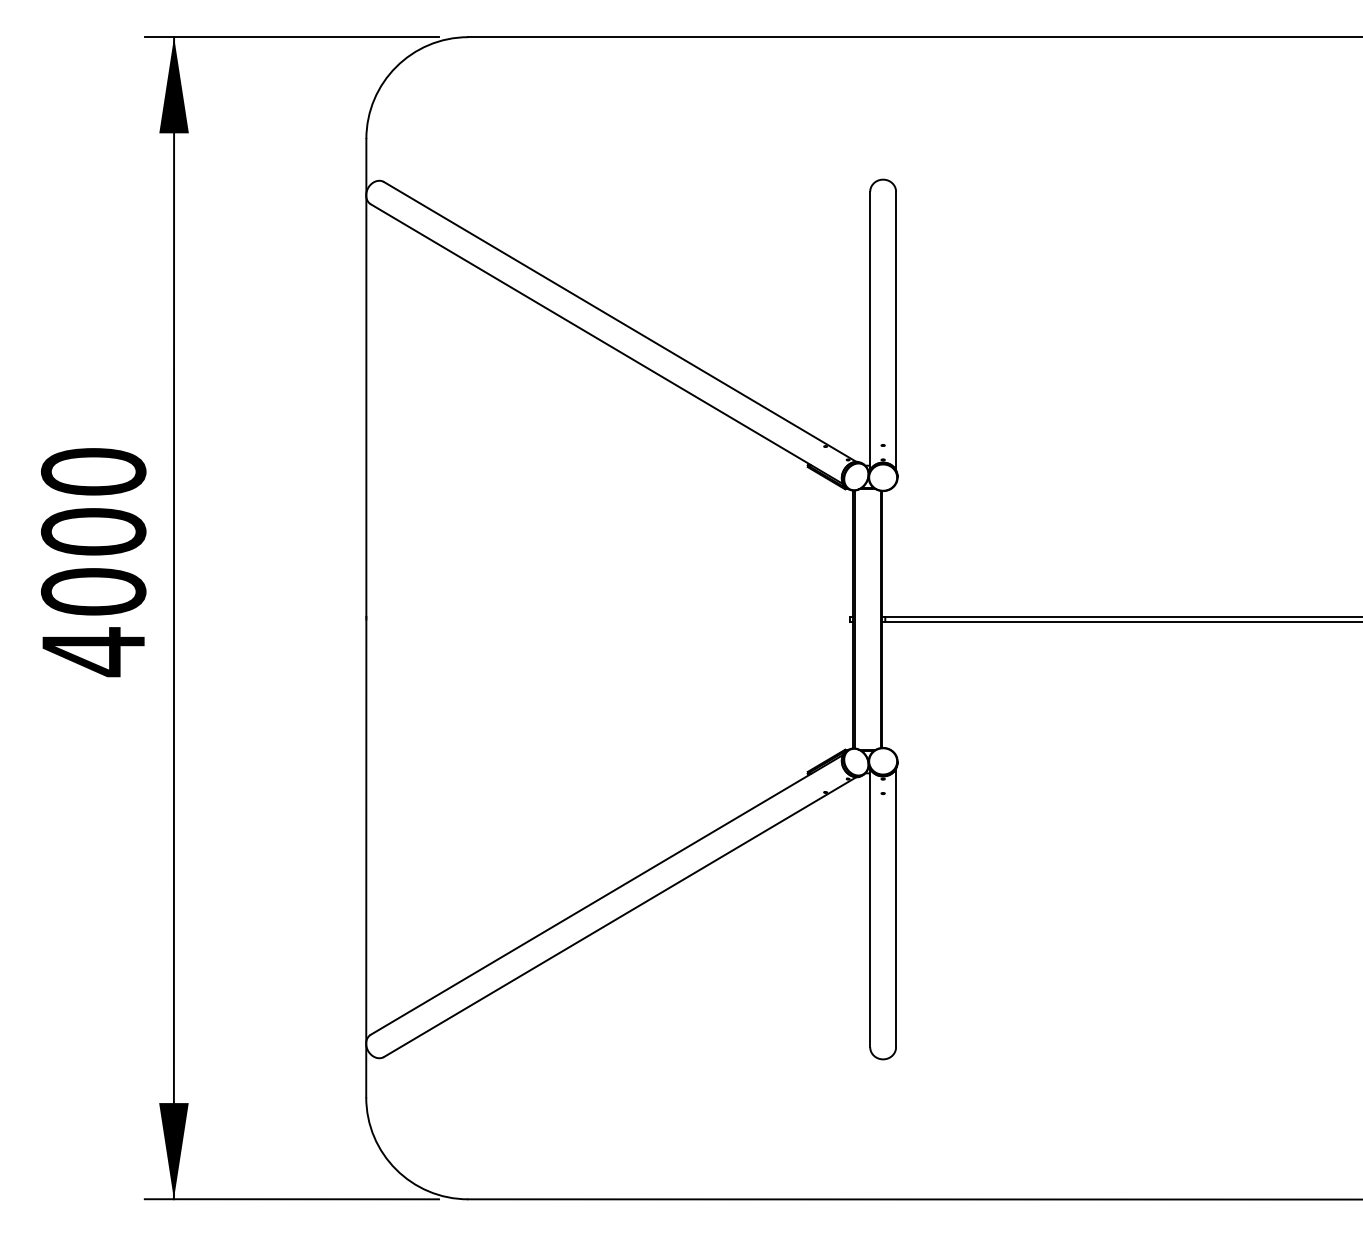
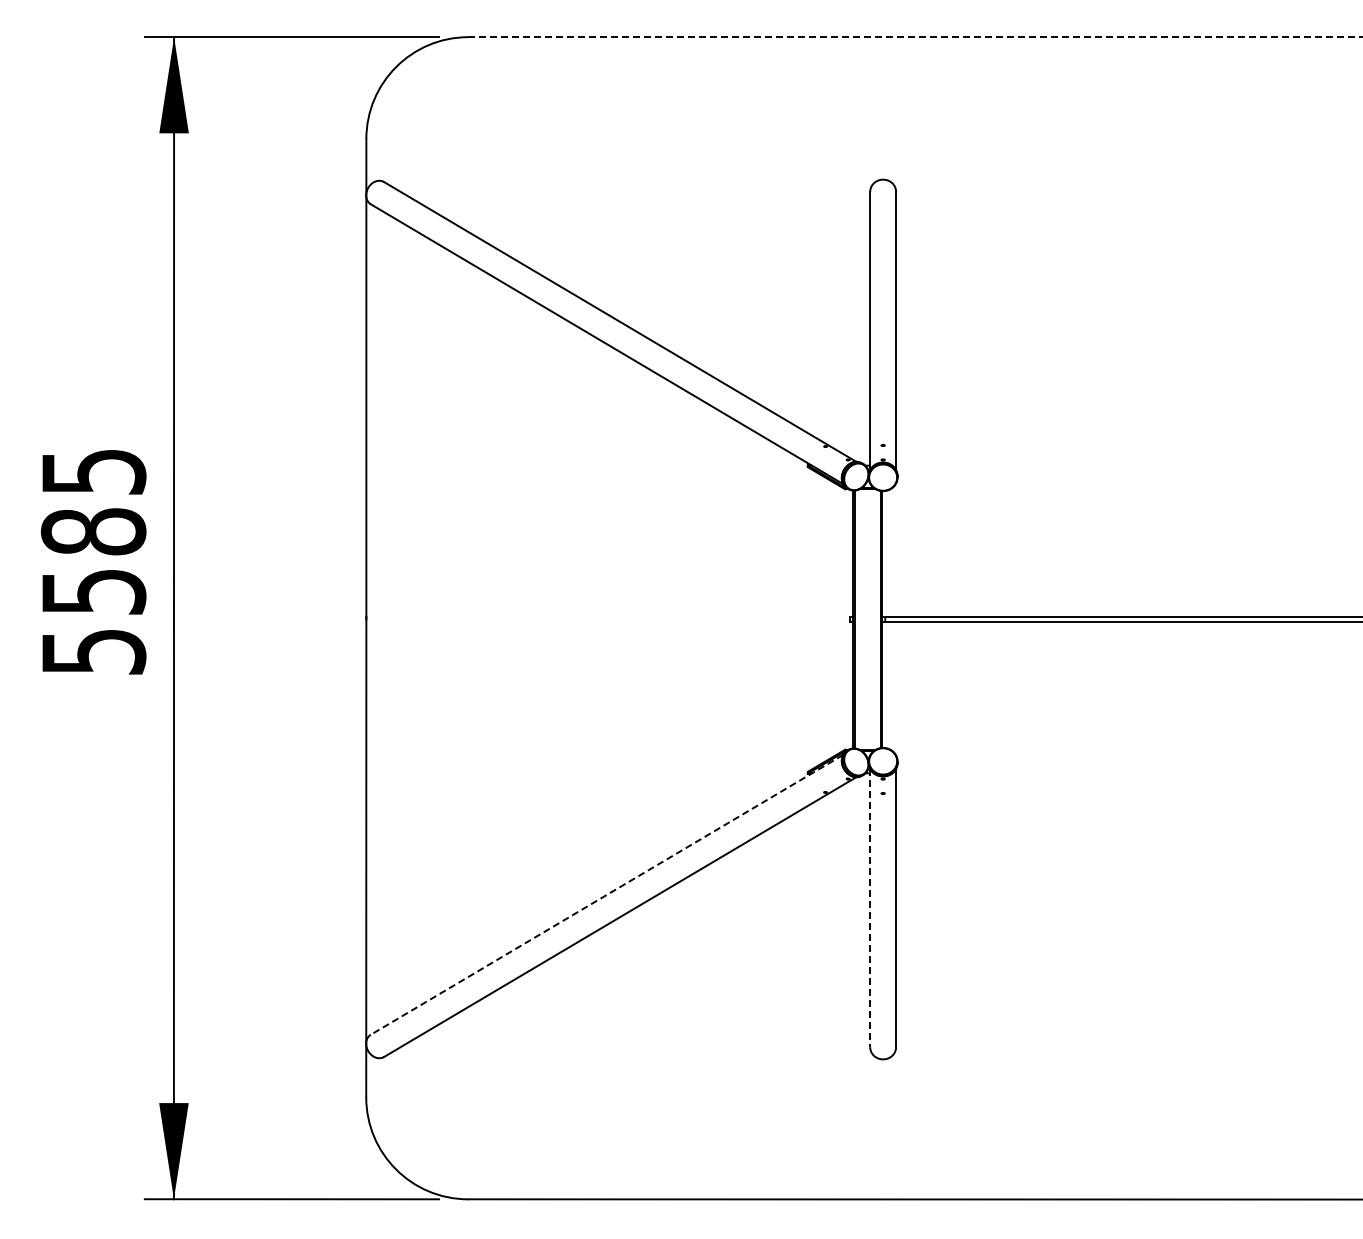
line: solid -> dashed (915, 37)
text: 4000 -> 5585 (93, 562)
line: solid -> dashed (606, 894)
line: solid -> dashed (870, 908)
